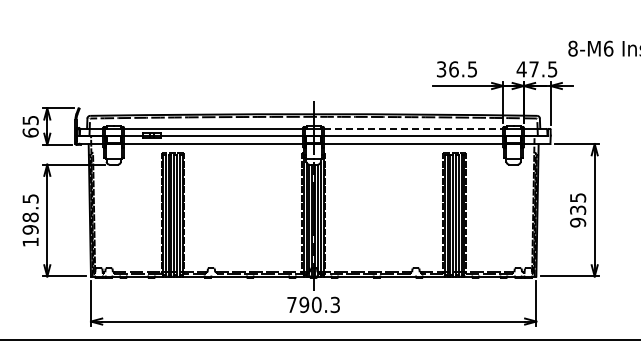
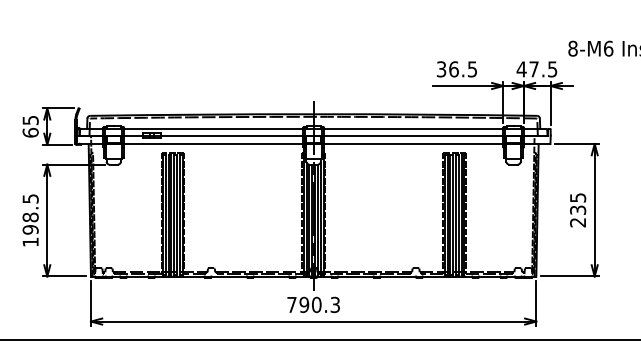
line: dashed -> solid (413, 128)
text: 935 -> 235 (578, 222)
